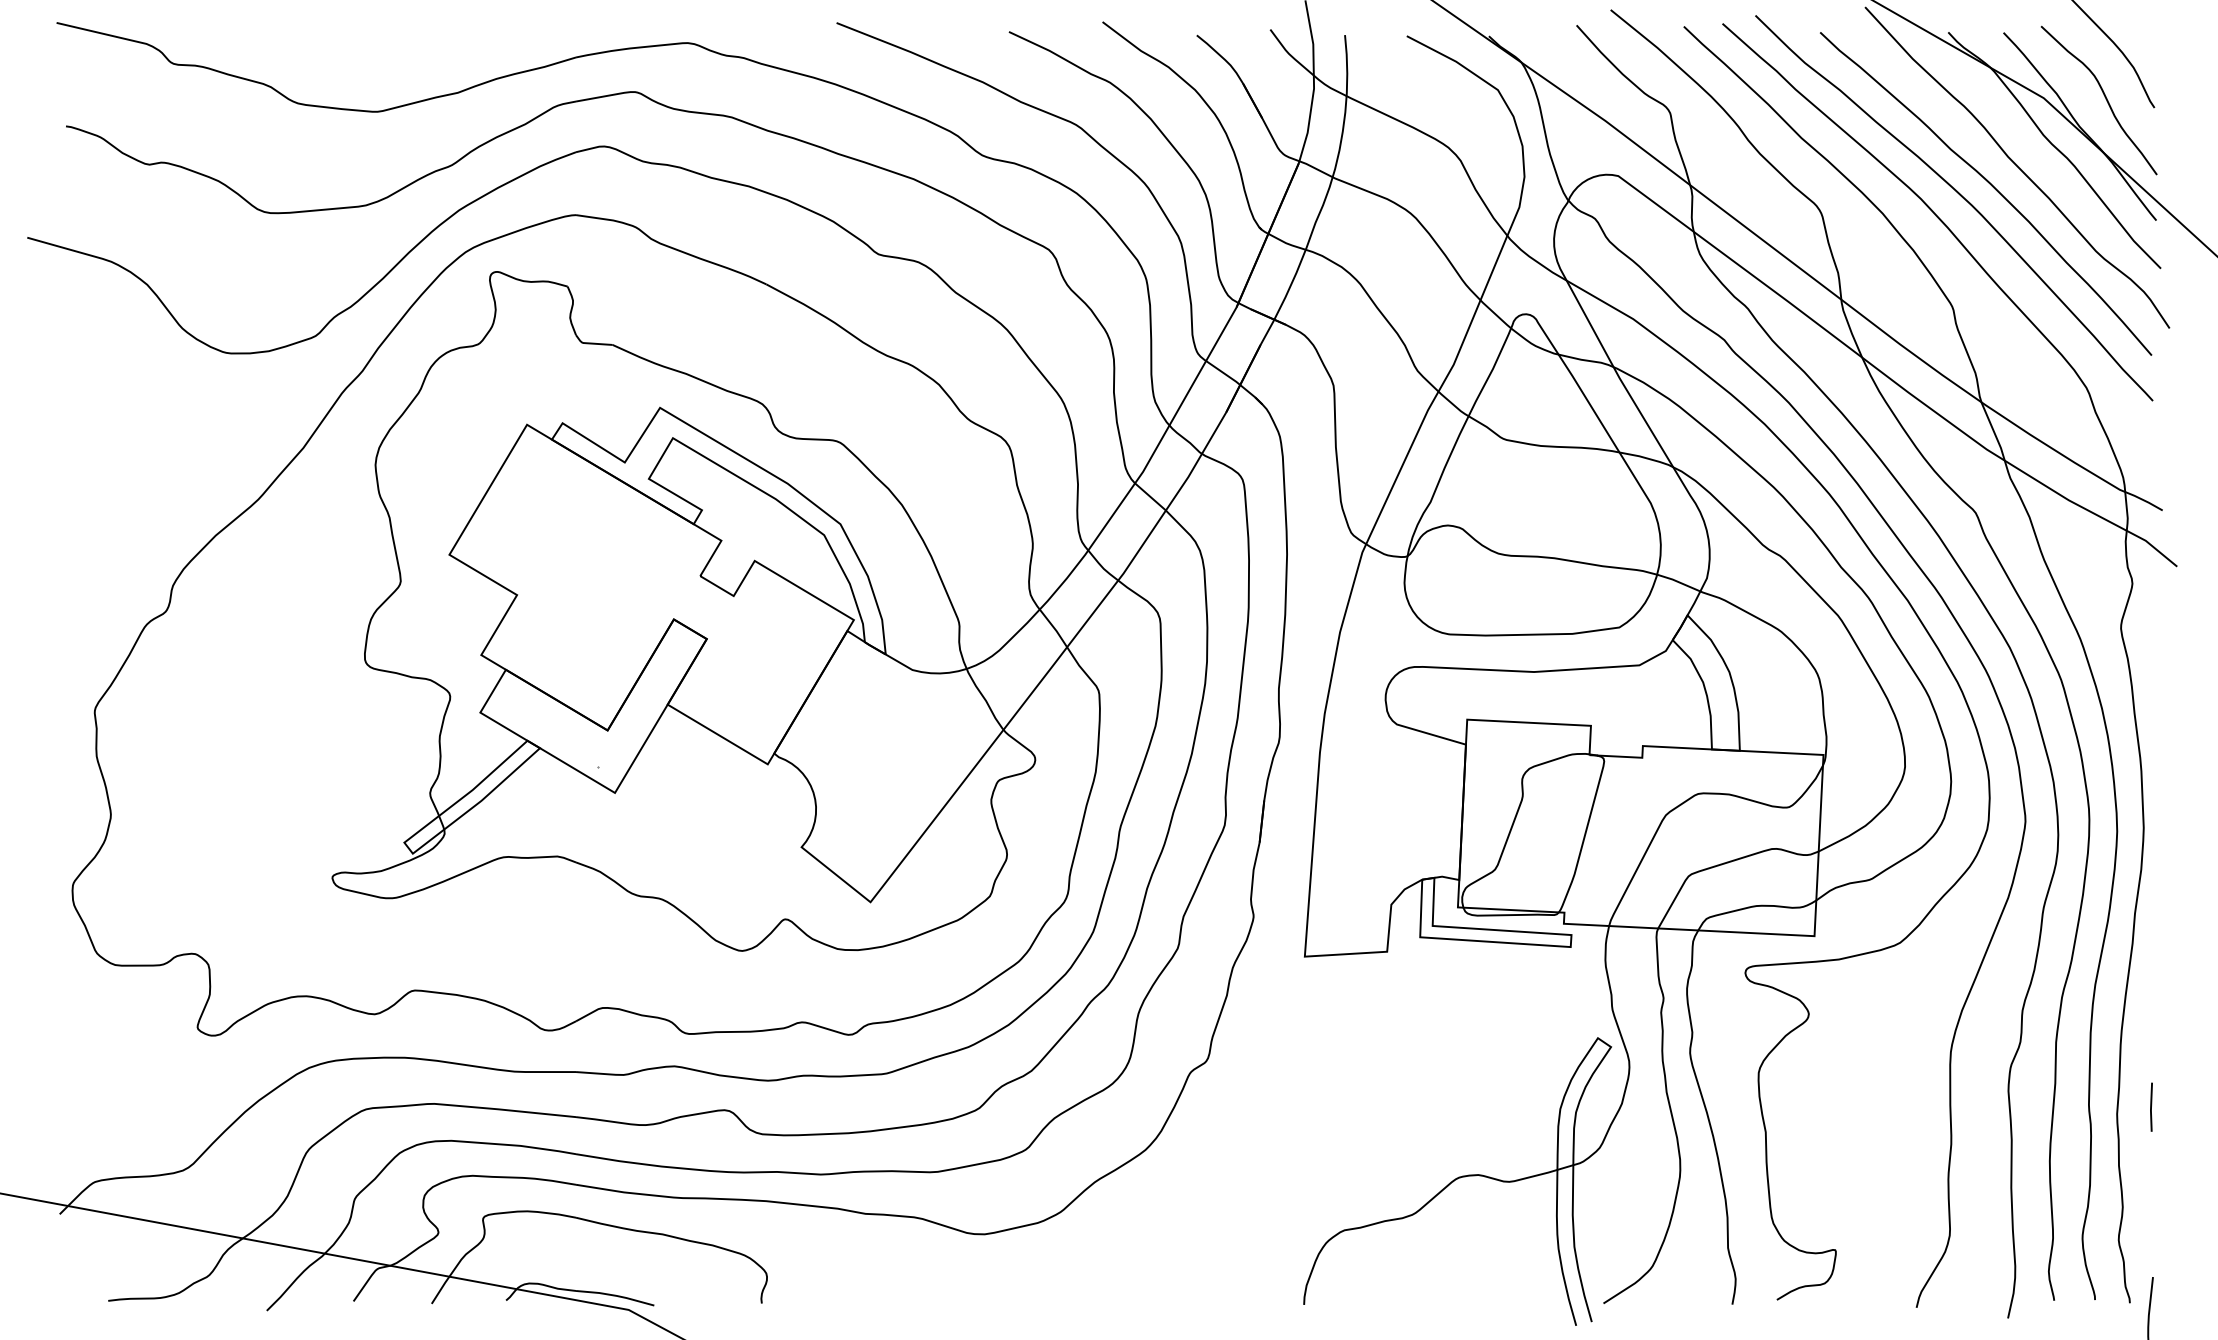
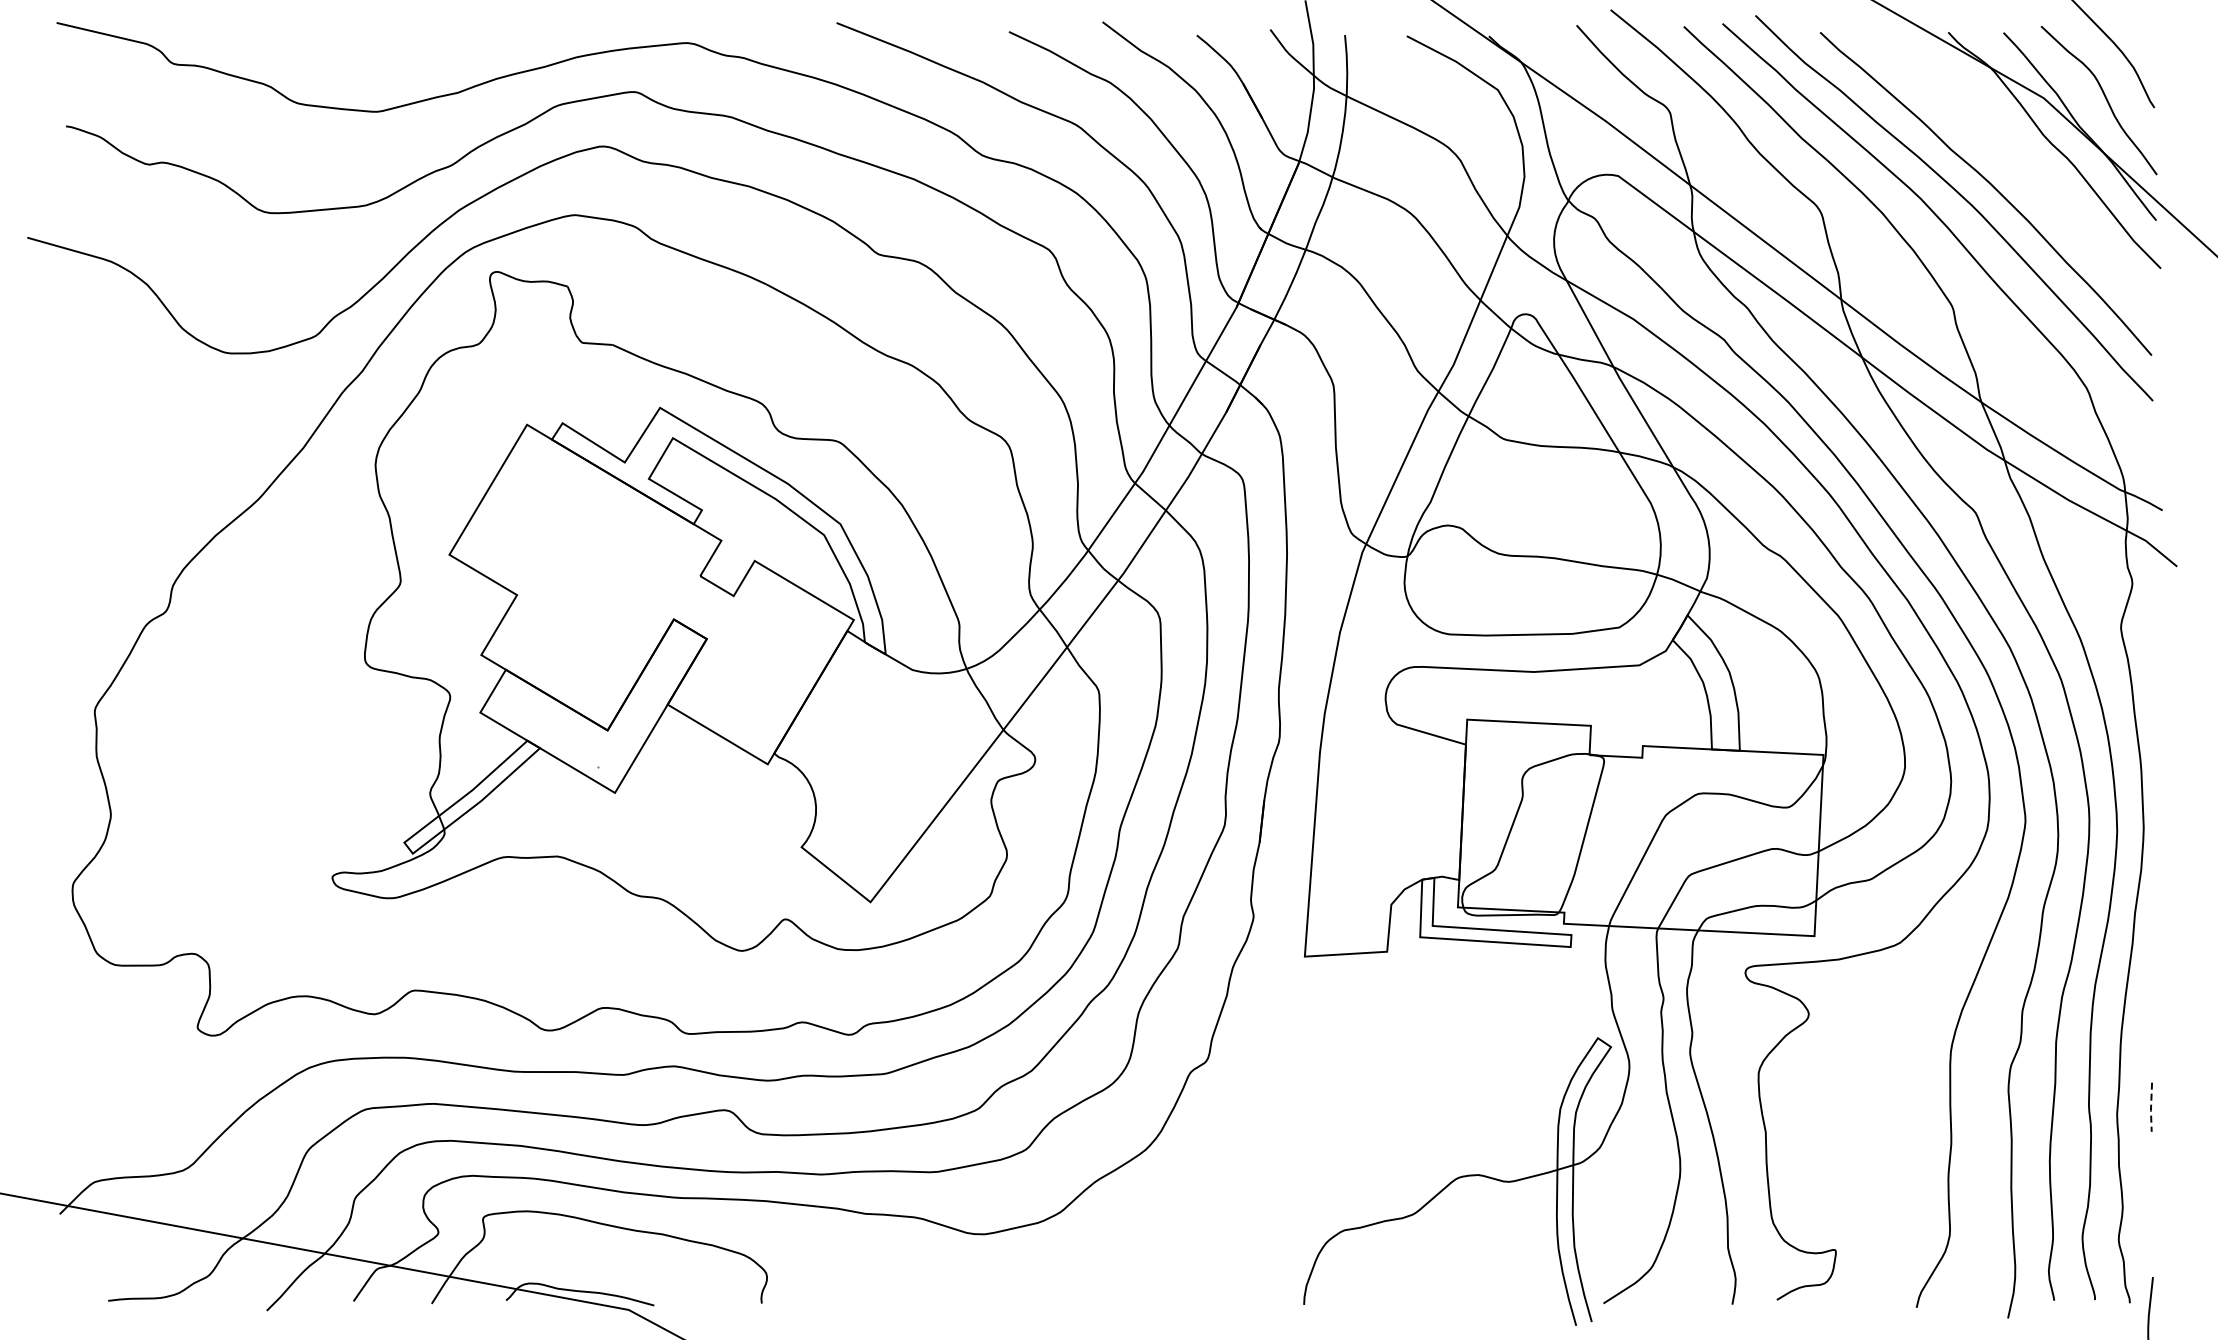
curve: present -> none (2017, 167)
line: solid -> dashed (2151, 1108)
